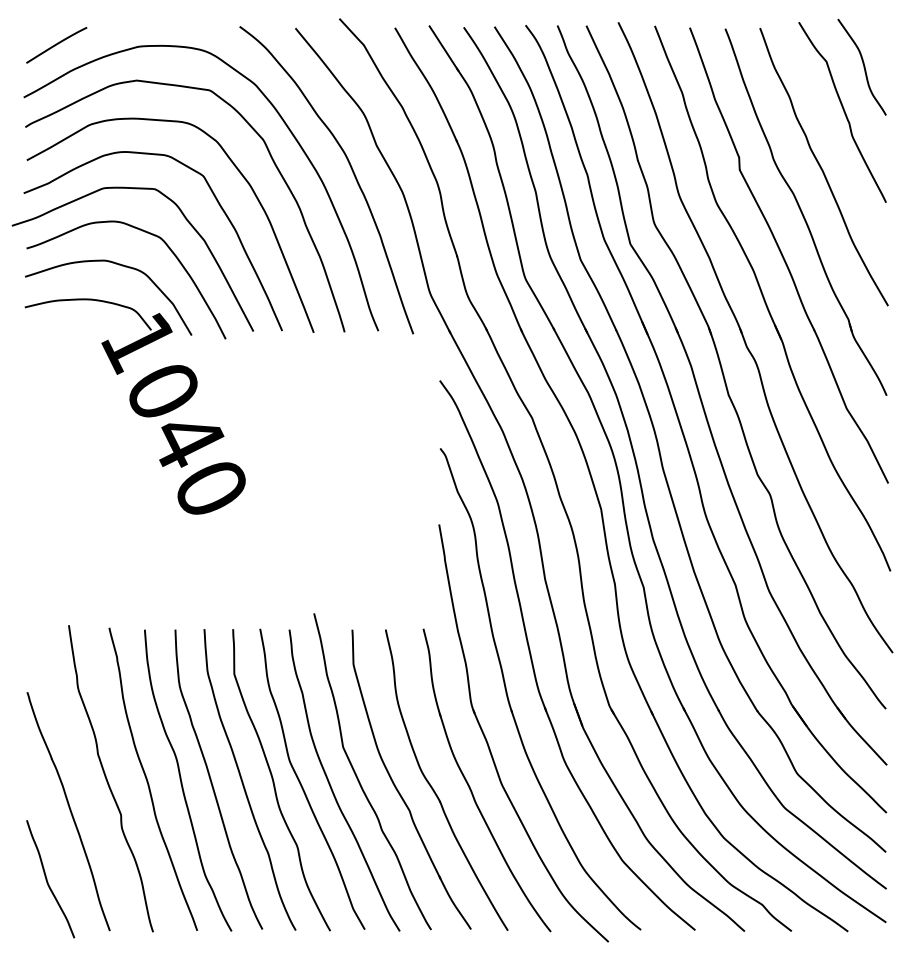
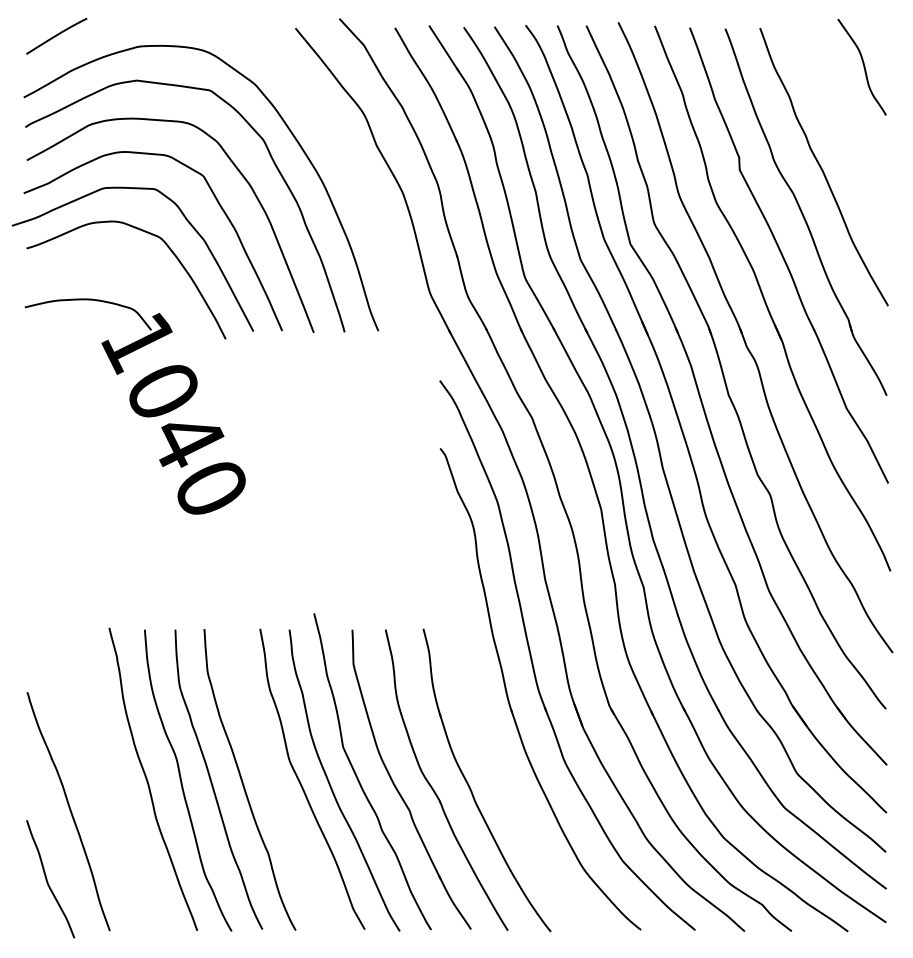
line position: (56, 44) -> (56, 35) (56, 35)
curve: present -> none (843, 112)
curve: present -> none (350, 168)
curve: present -> none (118, 265)
part: present -> none (489, 745)
curve: present -> none (107, 778)
curve: present -> none (274, 781)
